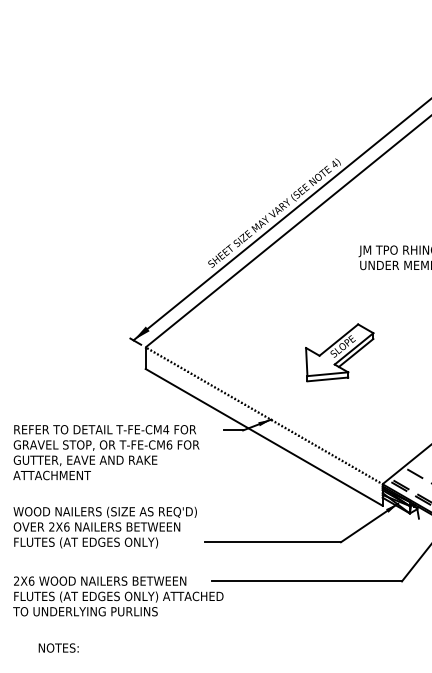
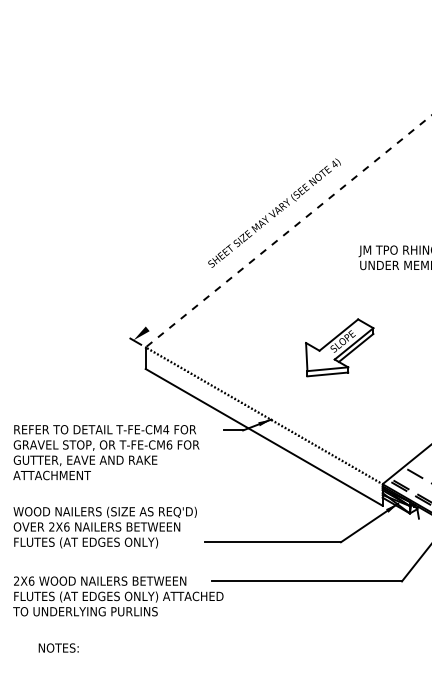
line: present -> none (280, 220)
line: solid -> dashed (289, 230)
part position: (339, 352) -> (339, 347) (339, 347)
